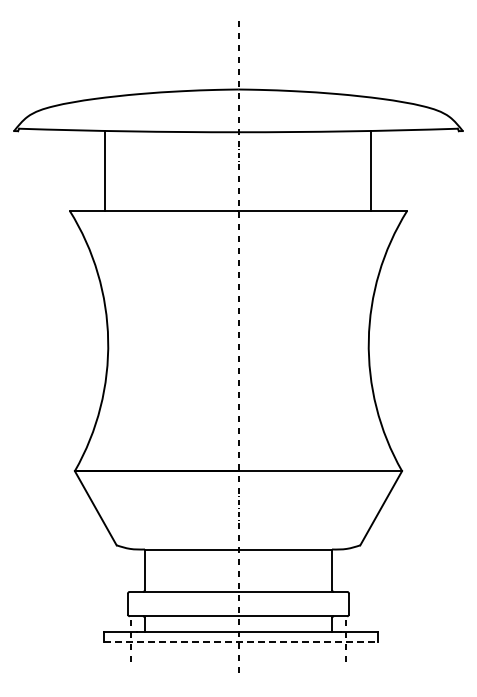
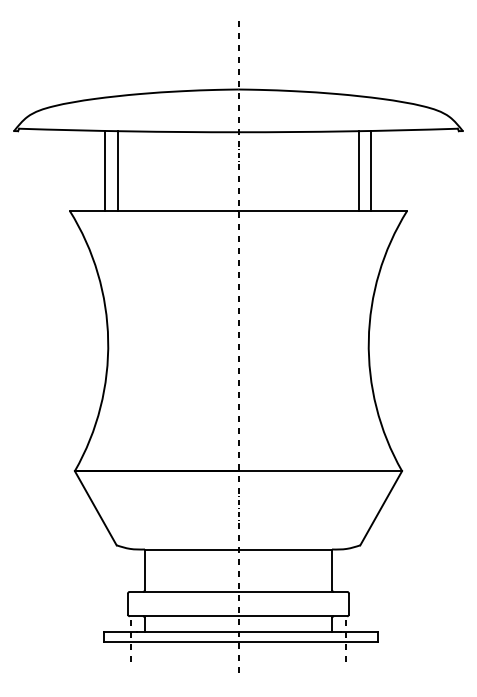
line: none -> present (117, 170)
line: none -> present (359, 170)
line: dashed -> solid (241, 641)
